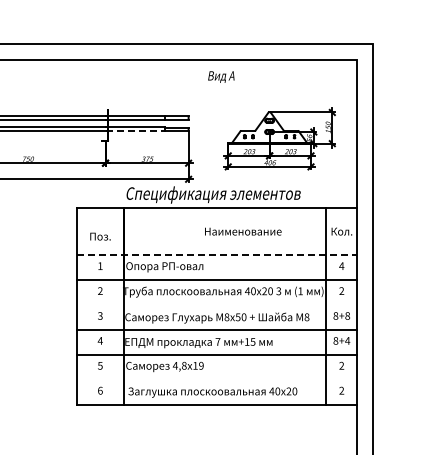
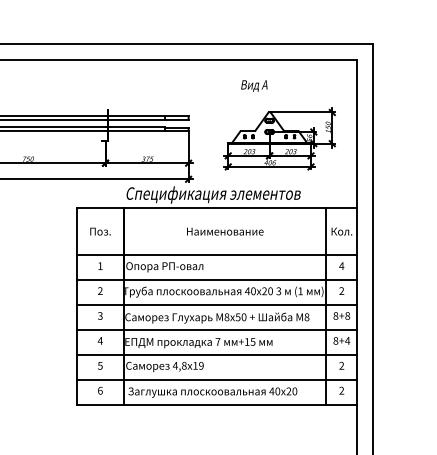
text position: (221, 76) -> (254, 85) (254, 85)
line: dashed -> solid (135, 131)
text position: (243, 231) -> (225, 231) (225, 231)
text position: (100, 236) -> (100, 231) (100, 231)
line: dashed -> solid (217, 254)
line: none -> present (217, 304)
line: none -> present (217, 379)
